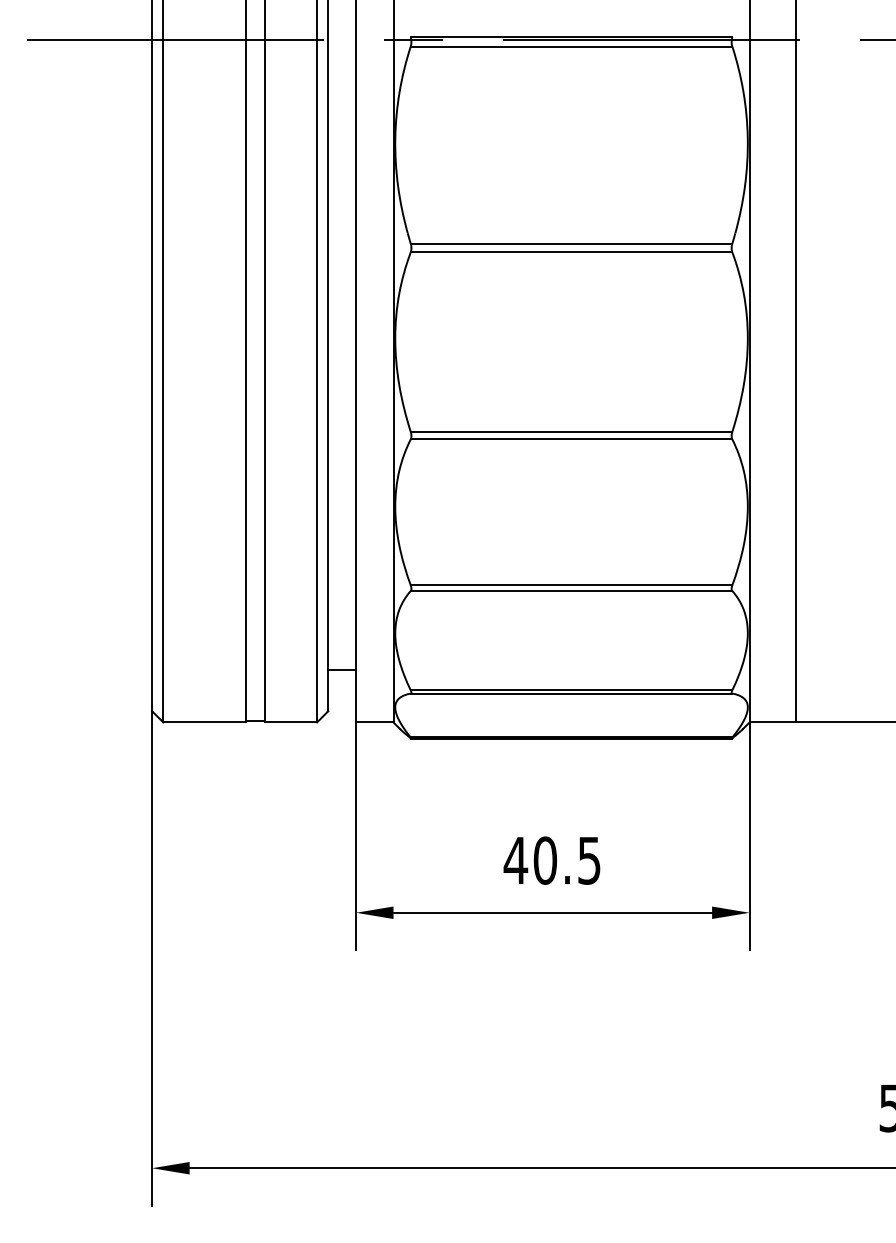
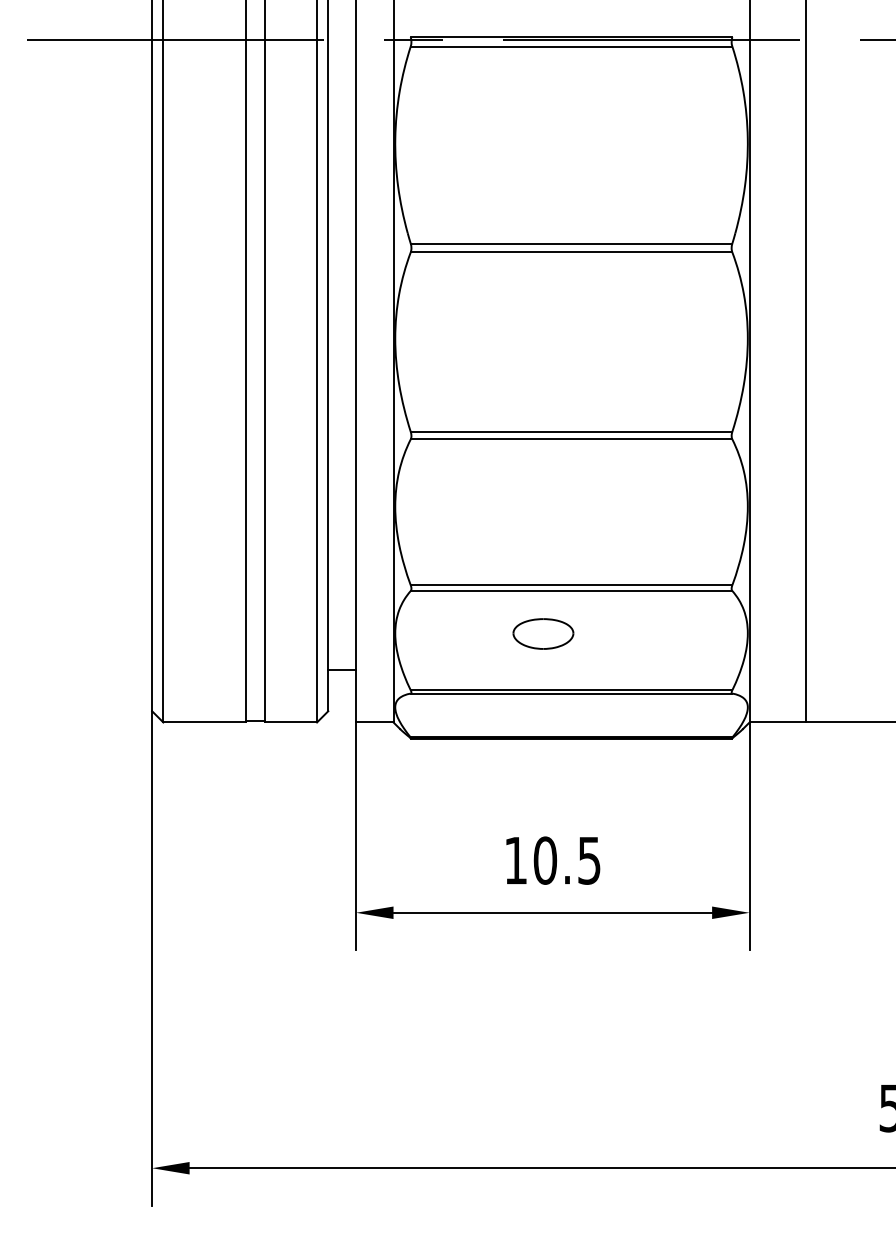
line position: (795, 362) -> (805, 362) (805, 362)
part: none -> present (543, 633)
text: 40.5 -> 10.5 (515, 860)
